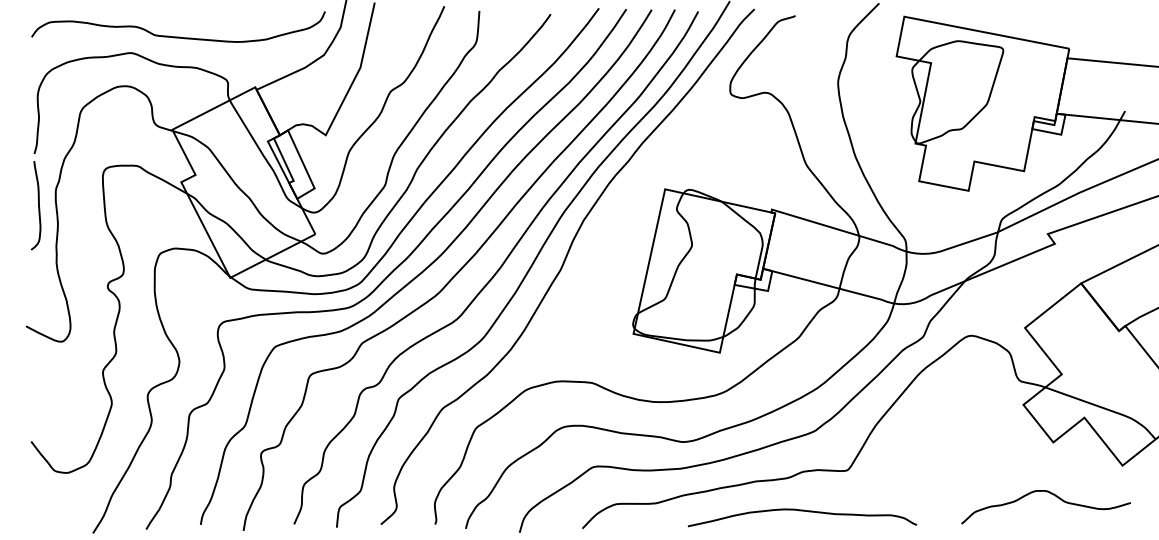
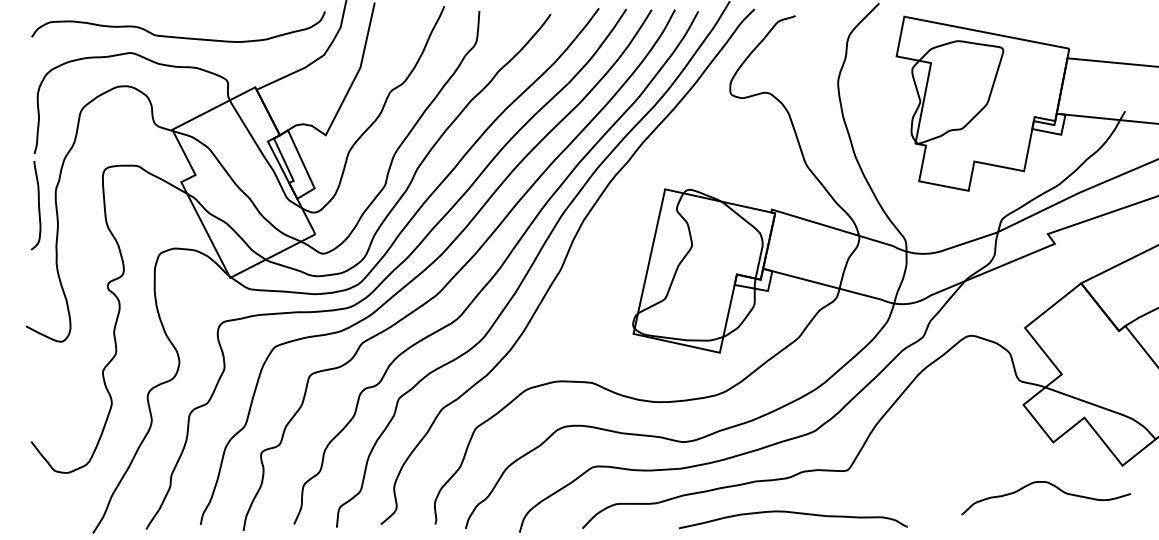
curve position: (1051, 494) -> (1051, 485) (1051, 485)
curve position: (802, 511) -> (793, 513) (793, 513)
